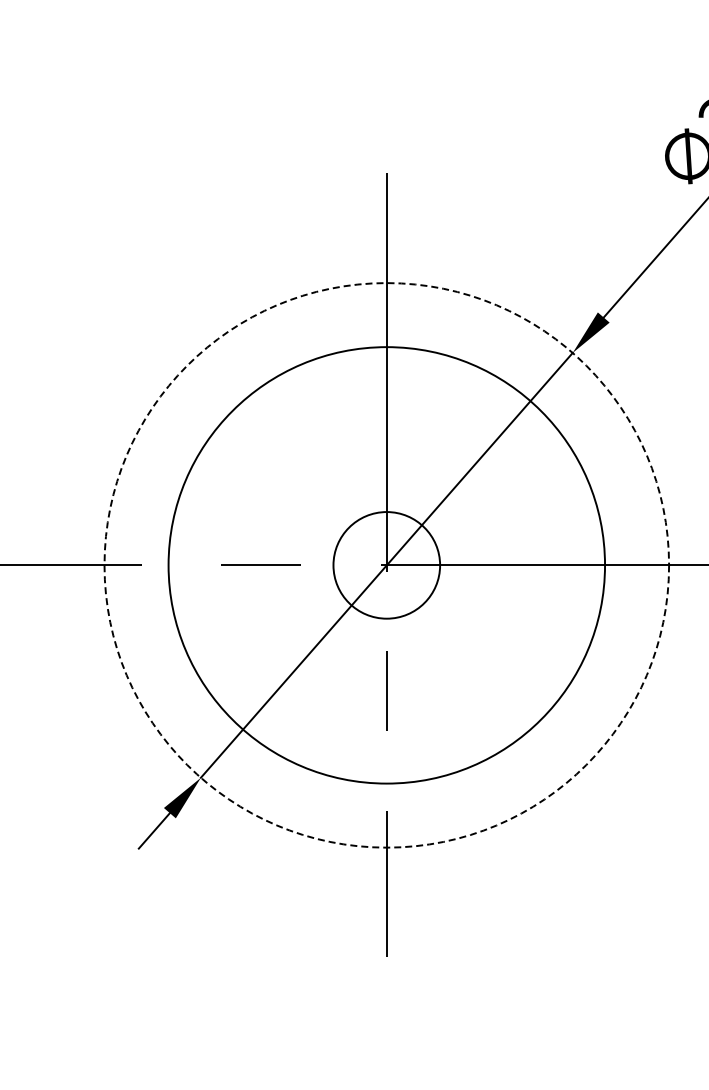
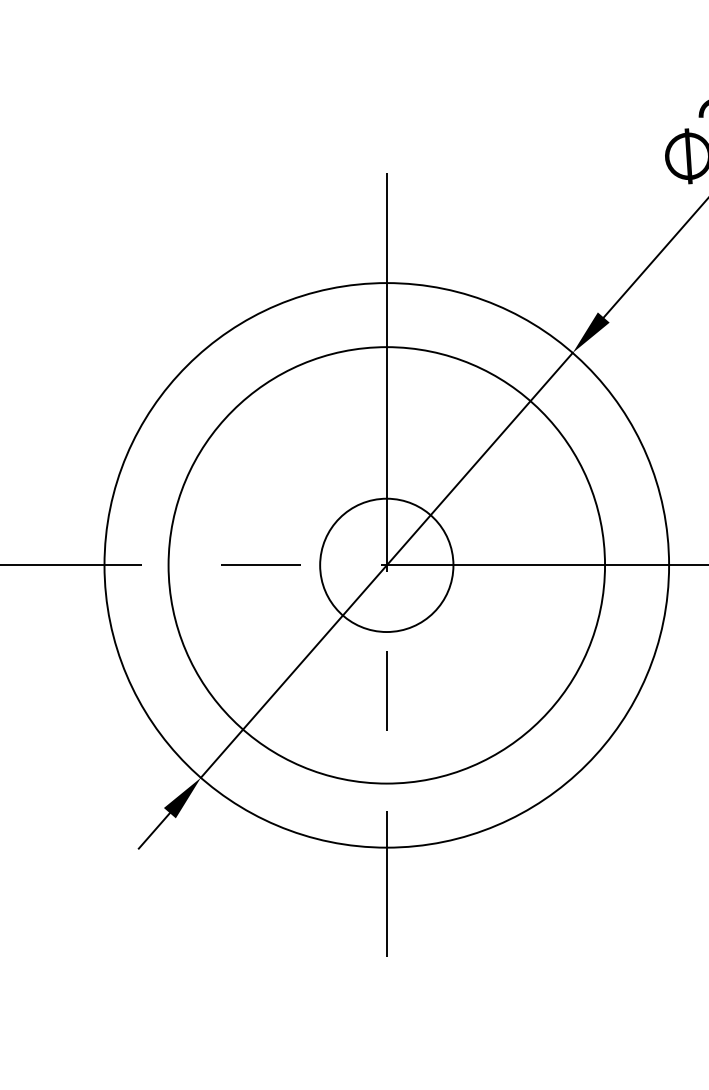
circle diameter: 107 px -> 133 px (386, 565)
circle: dashed -> solid (386, 565)
